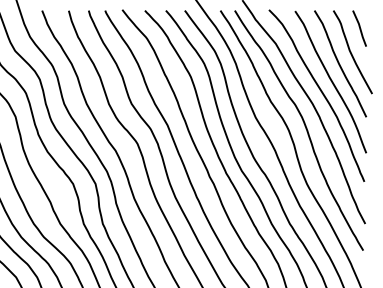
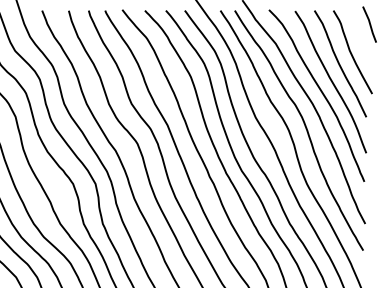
line position: (359, 28) -> (369, 24) (369, 24)
